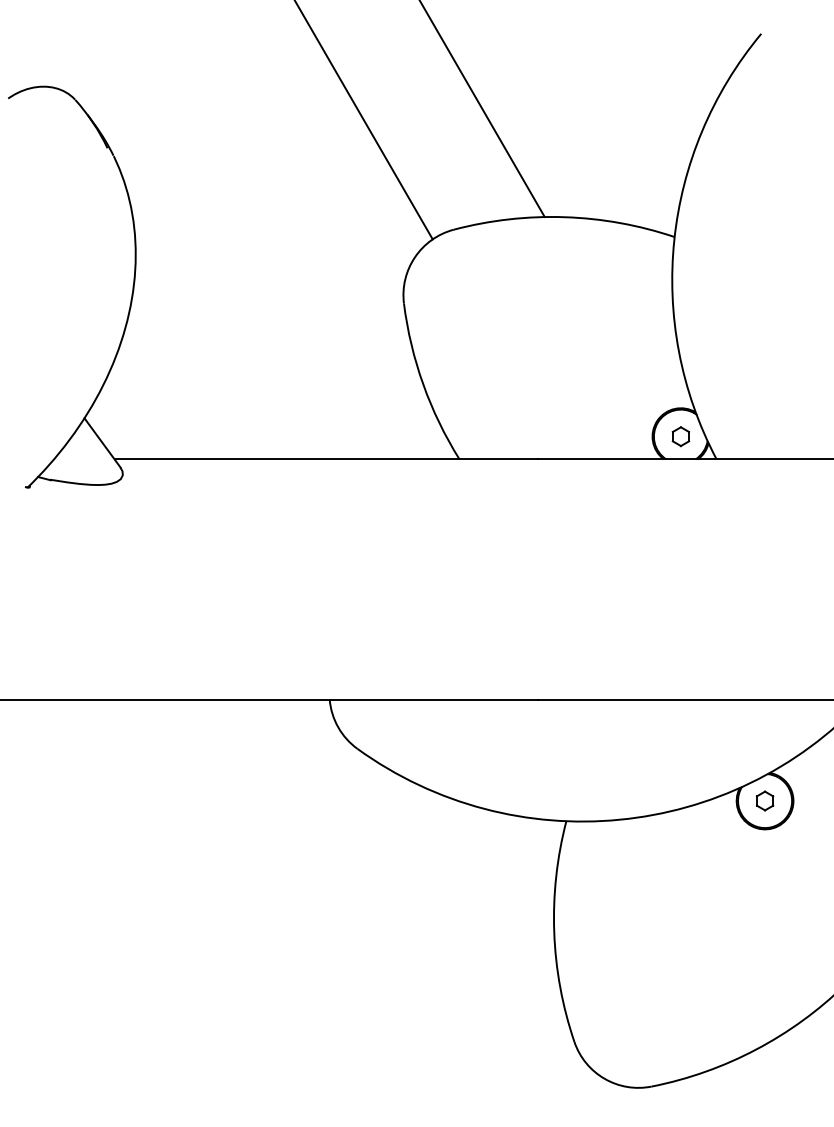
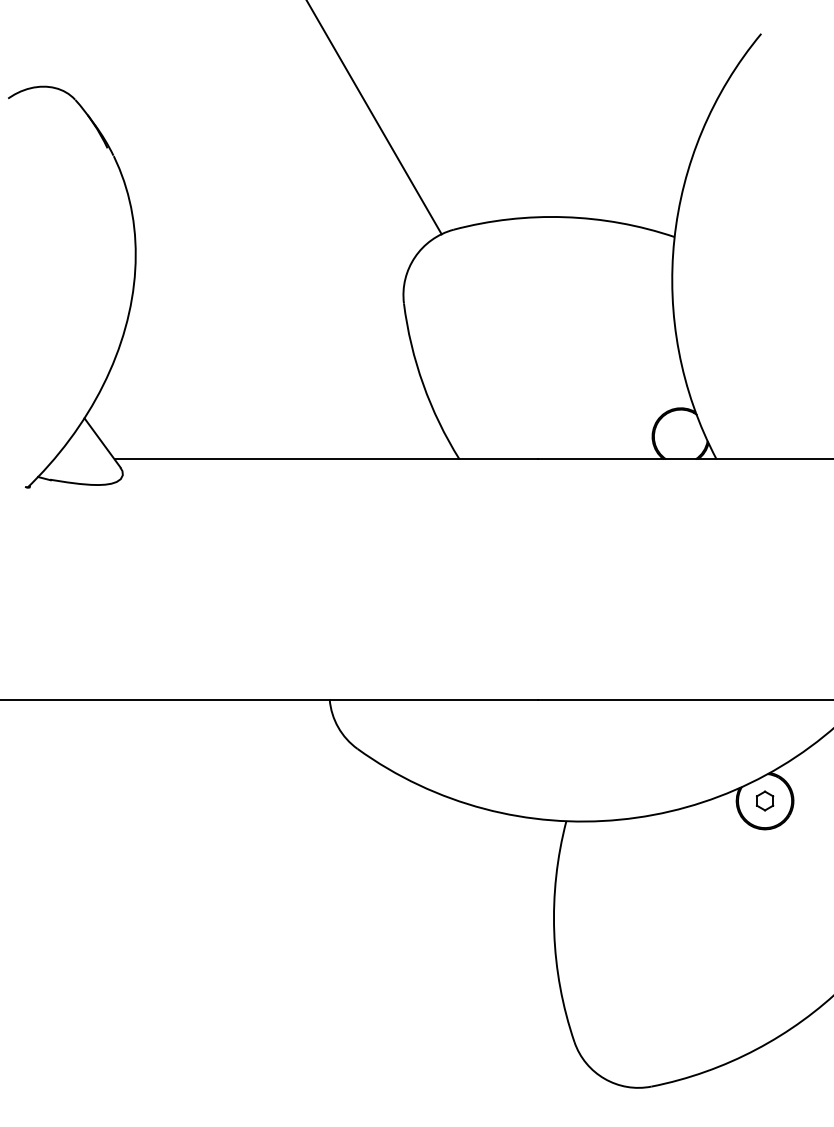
line: present -> none (482, 109)
line position: (363, 120) -> (374, 118) (374, 118)
part: present -> none (680, 436)
